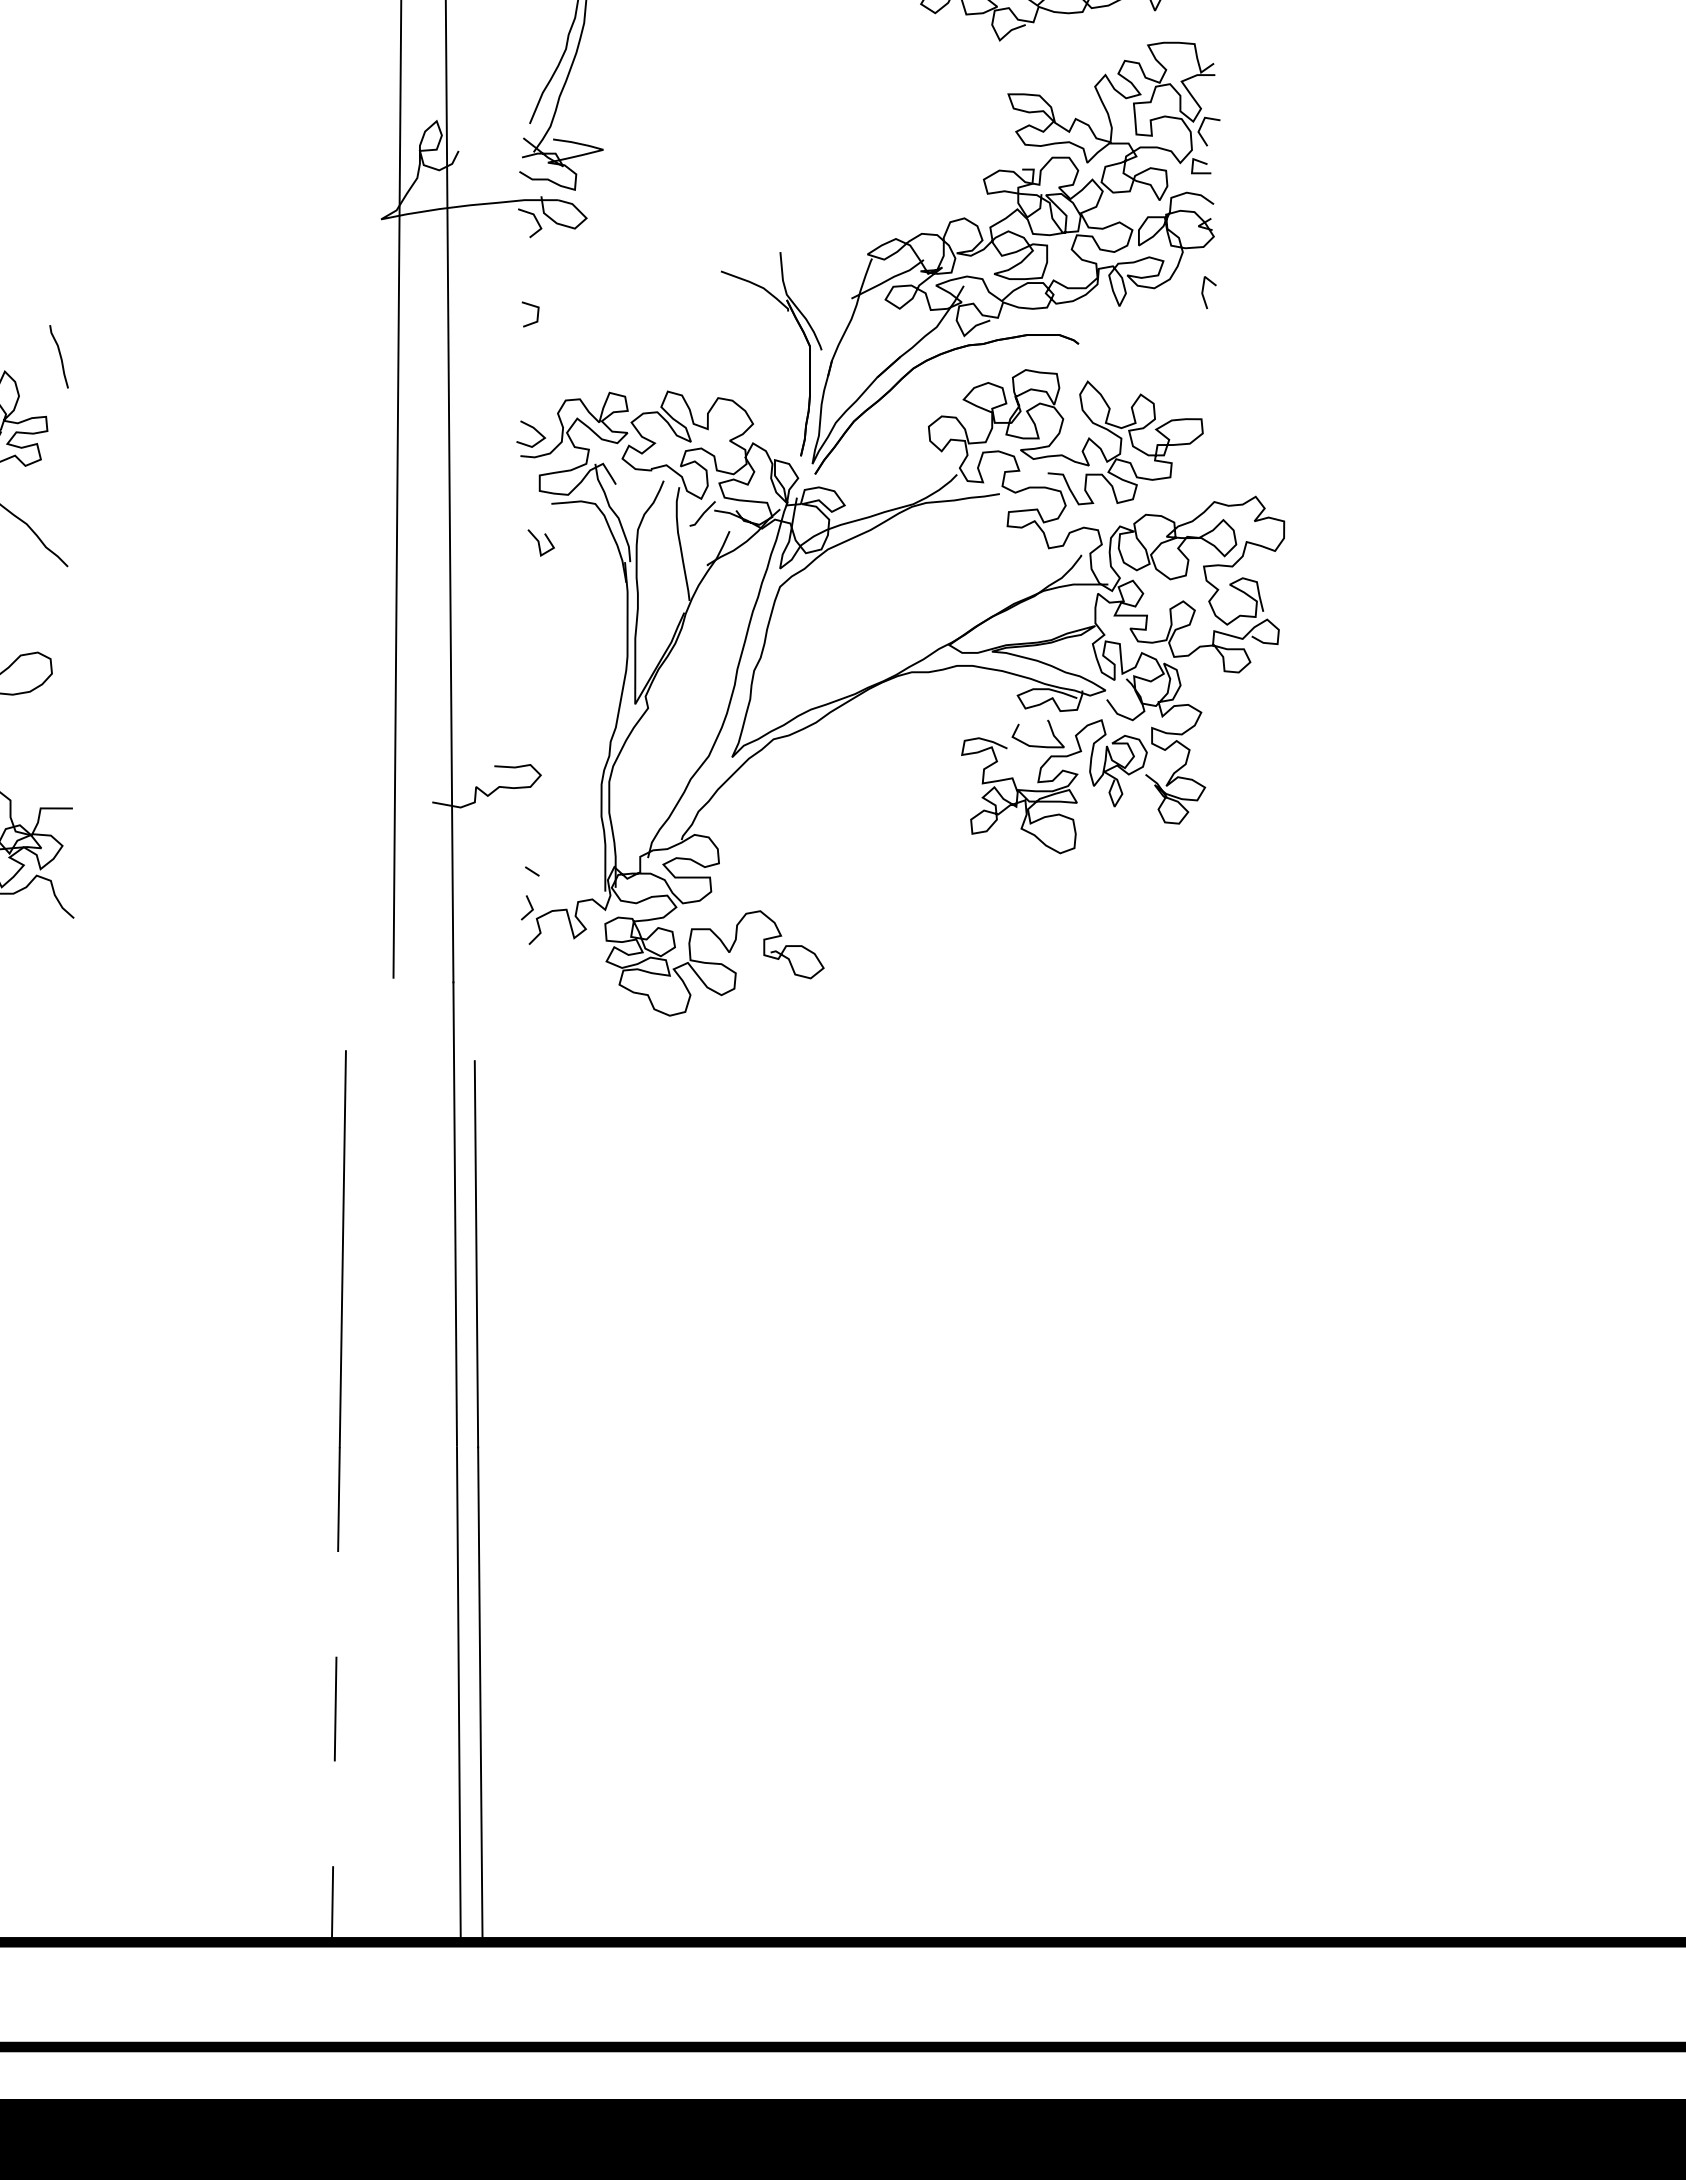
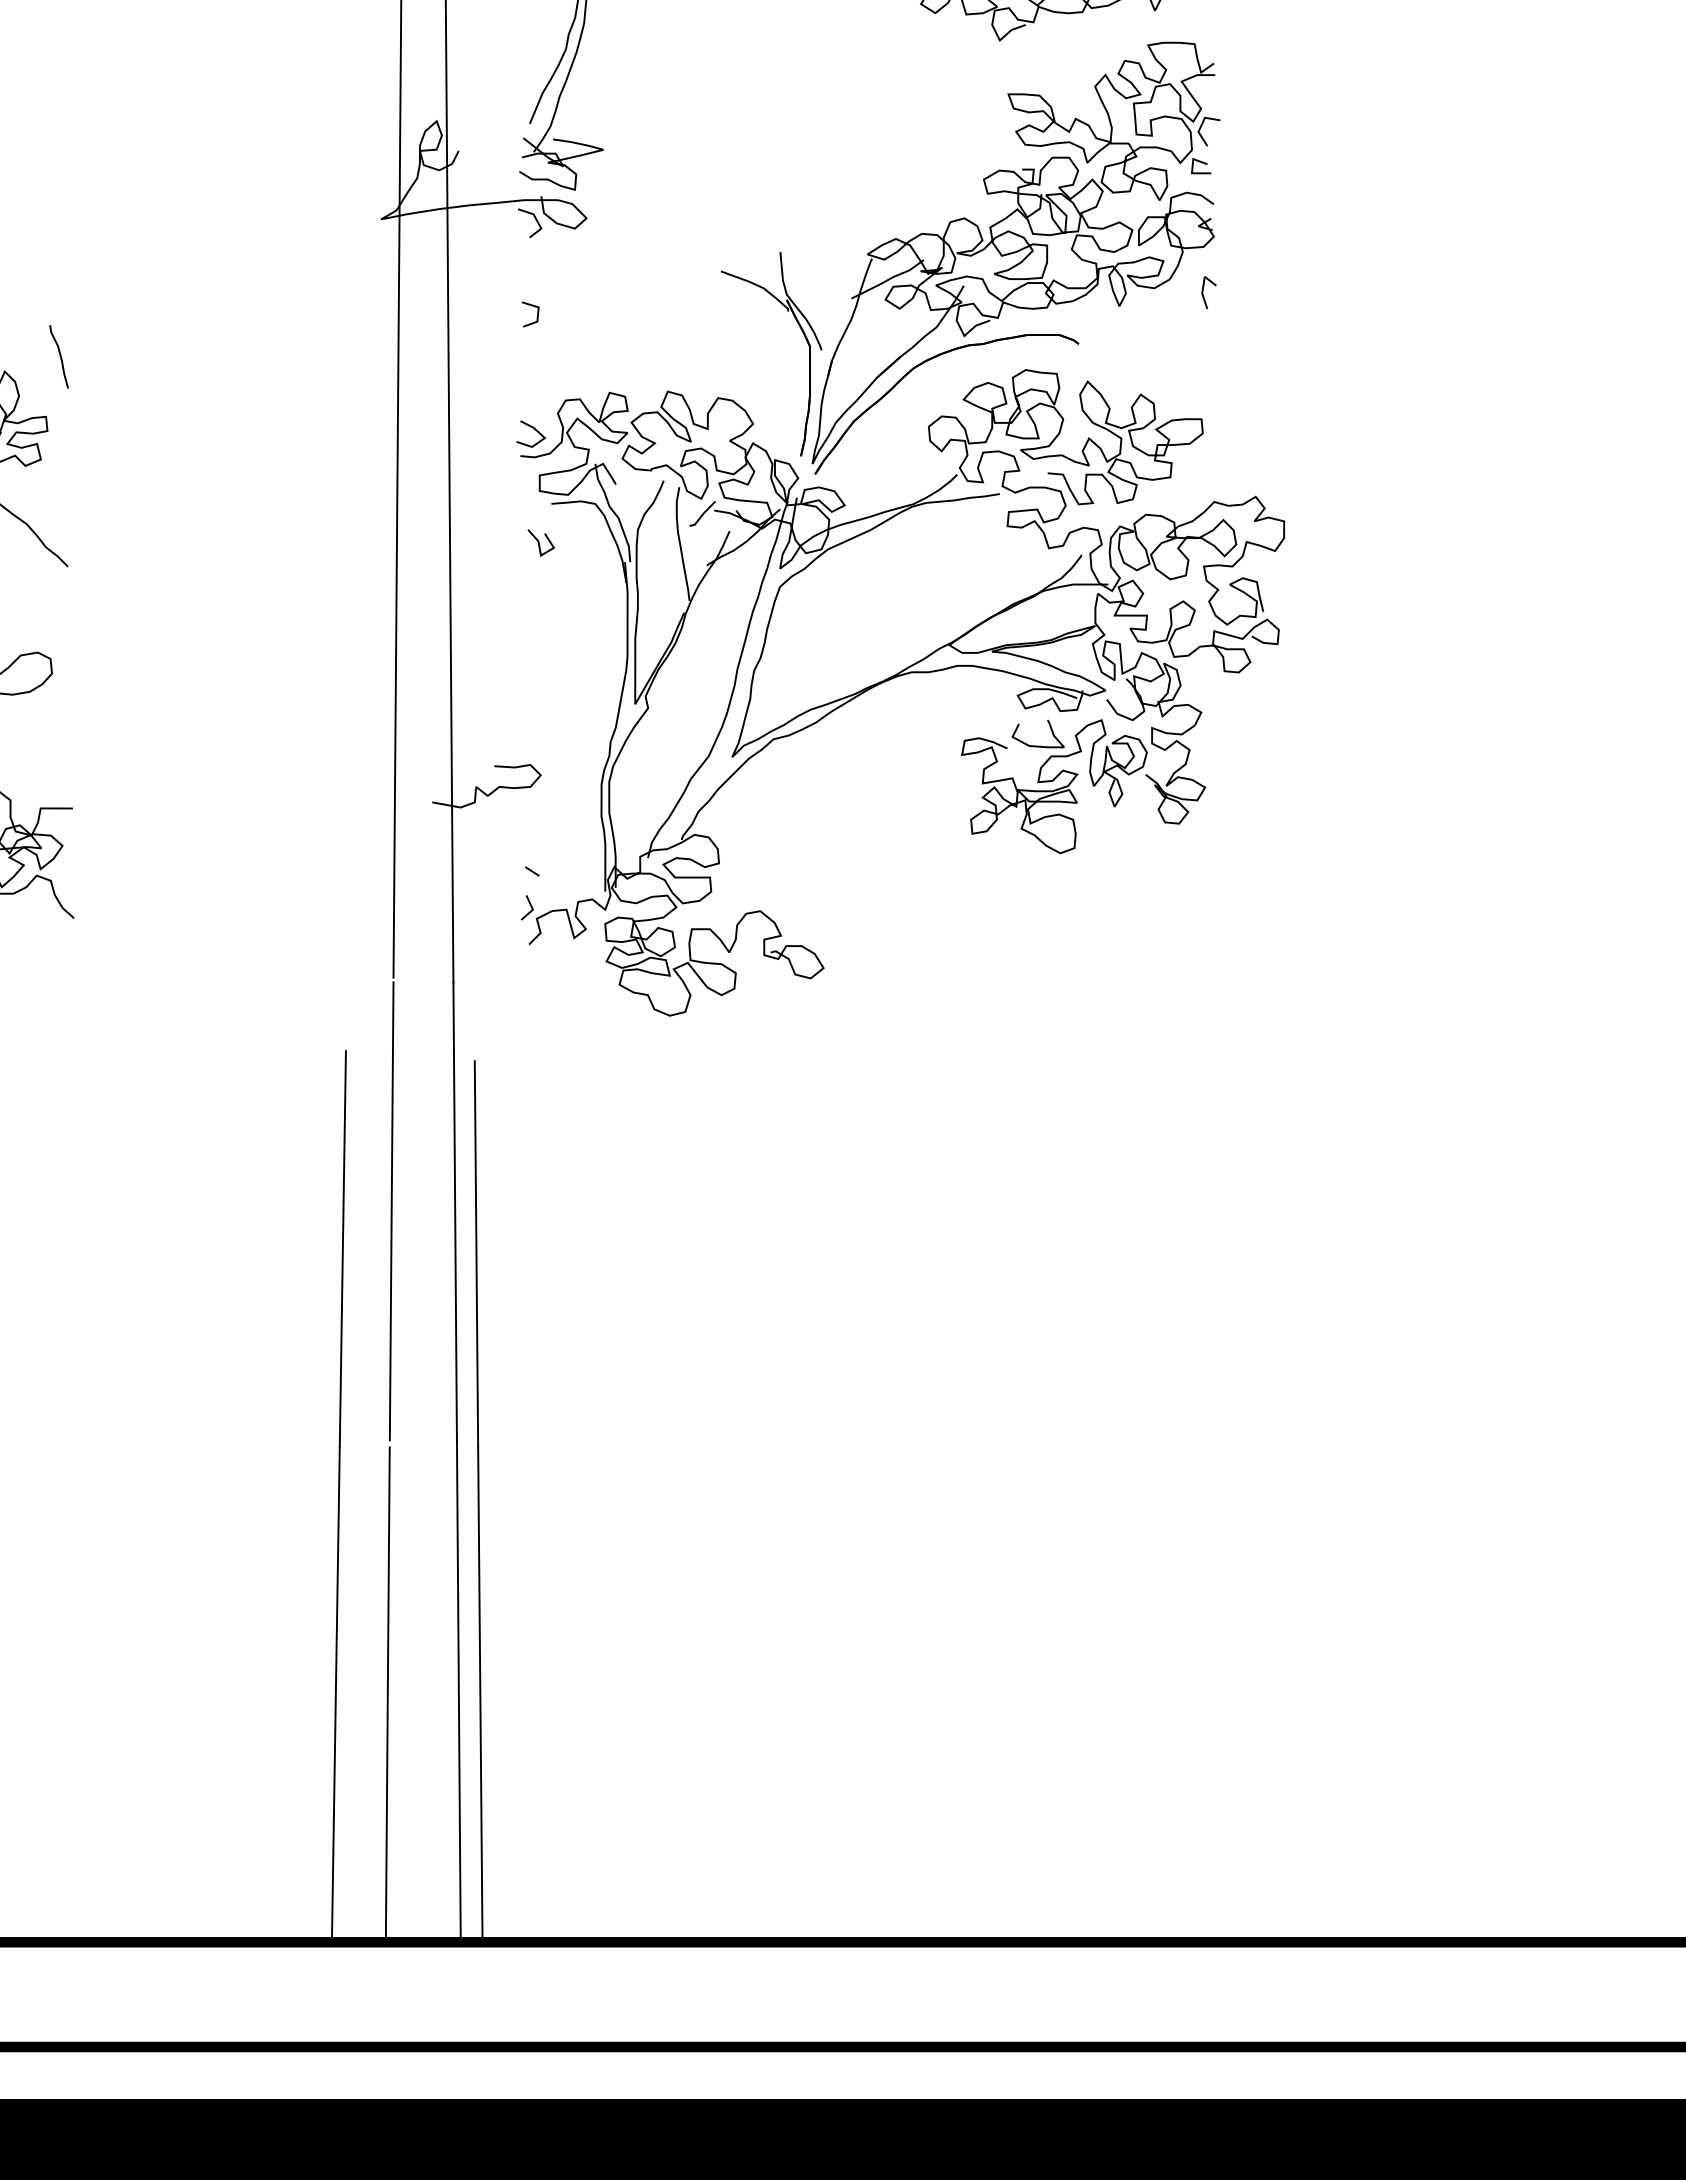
line: none -> present (391, 1211)
line: dashed -> solid (335, 1694)
line: none -> present (387, 1694)
